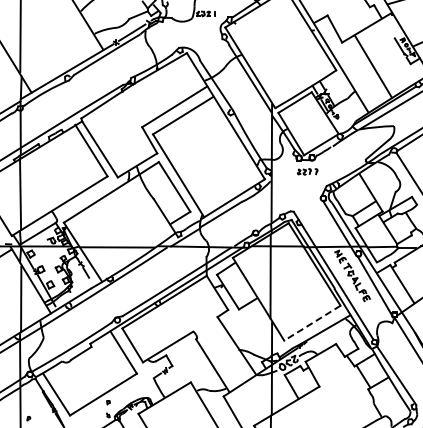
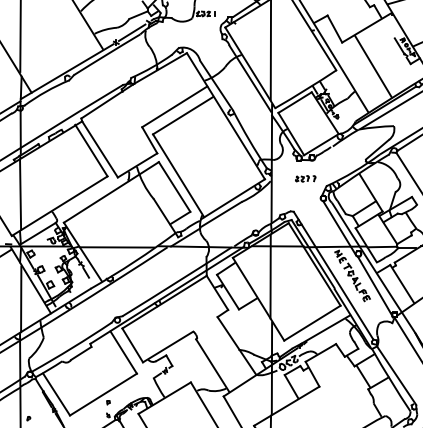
line: none -> present (270, 50)
part position: (307, 171) -> (305, 178) (305, 178)
line: dashed -> solid (312, 323)
